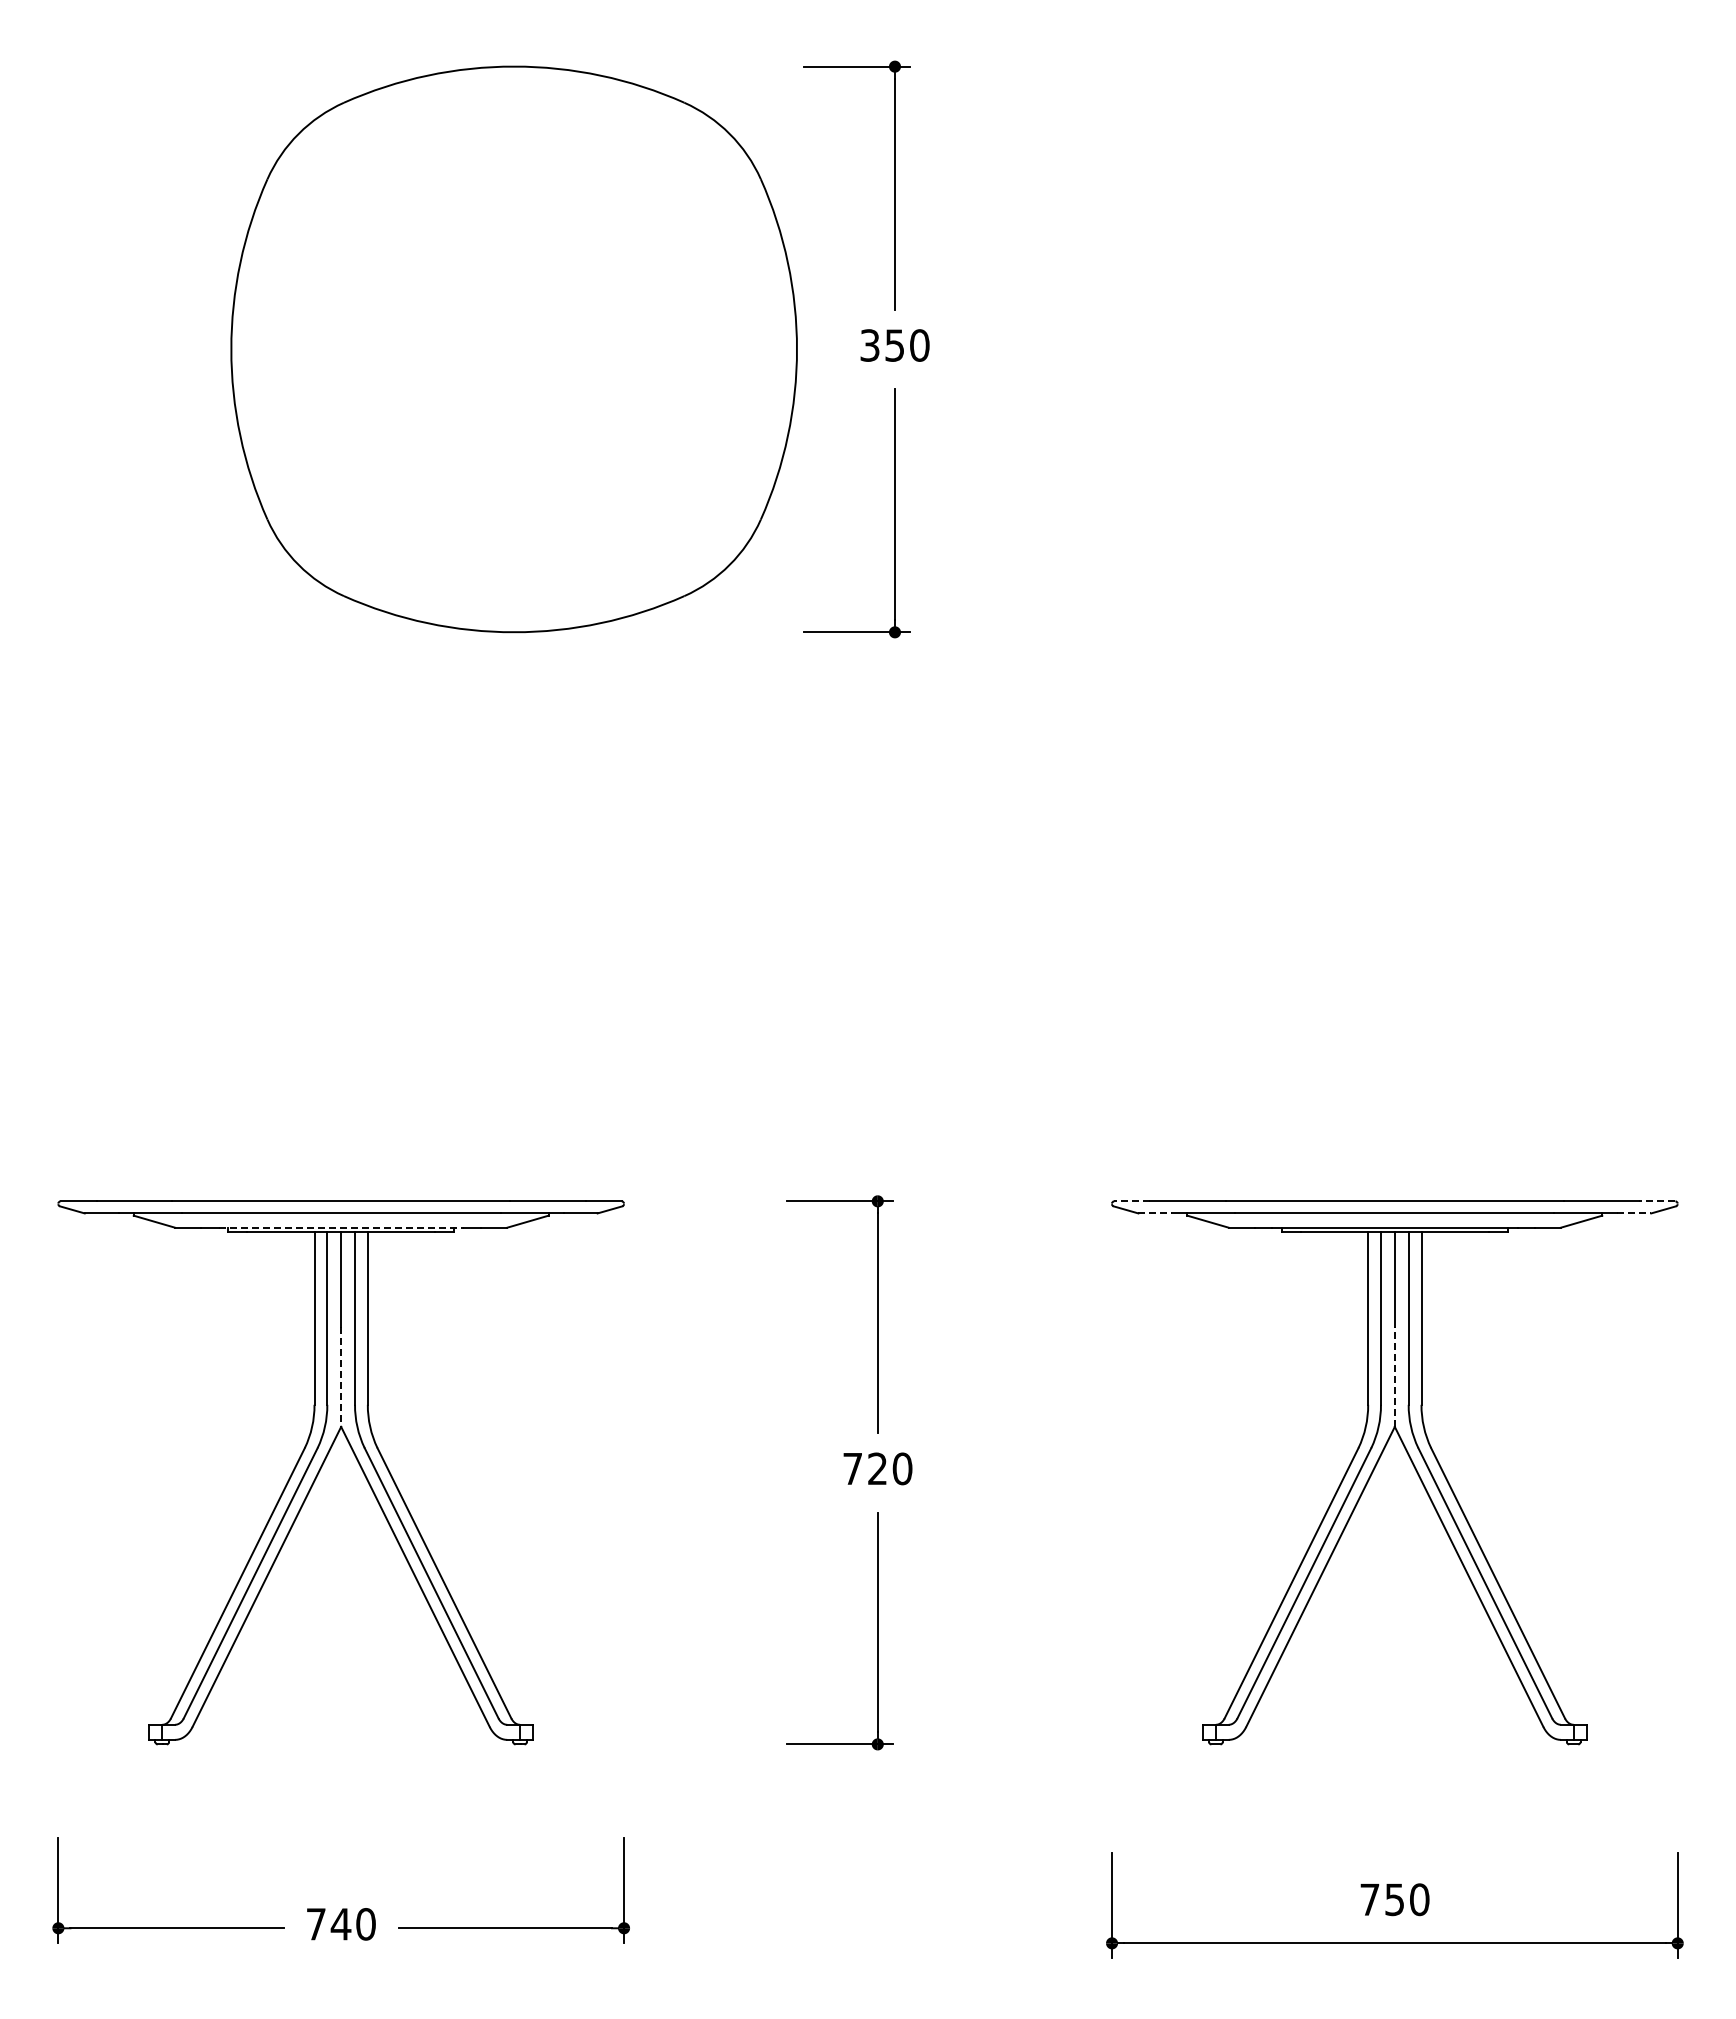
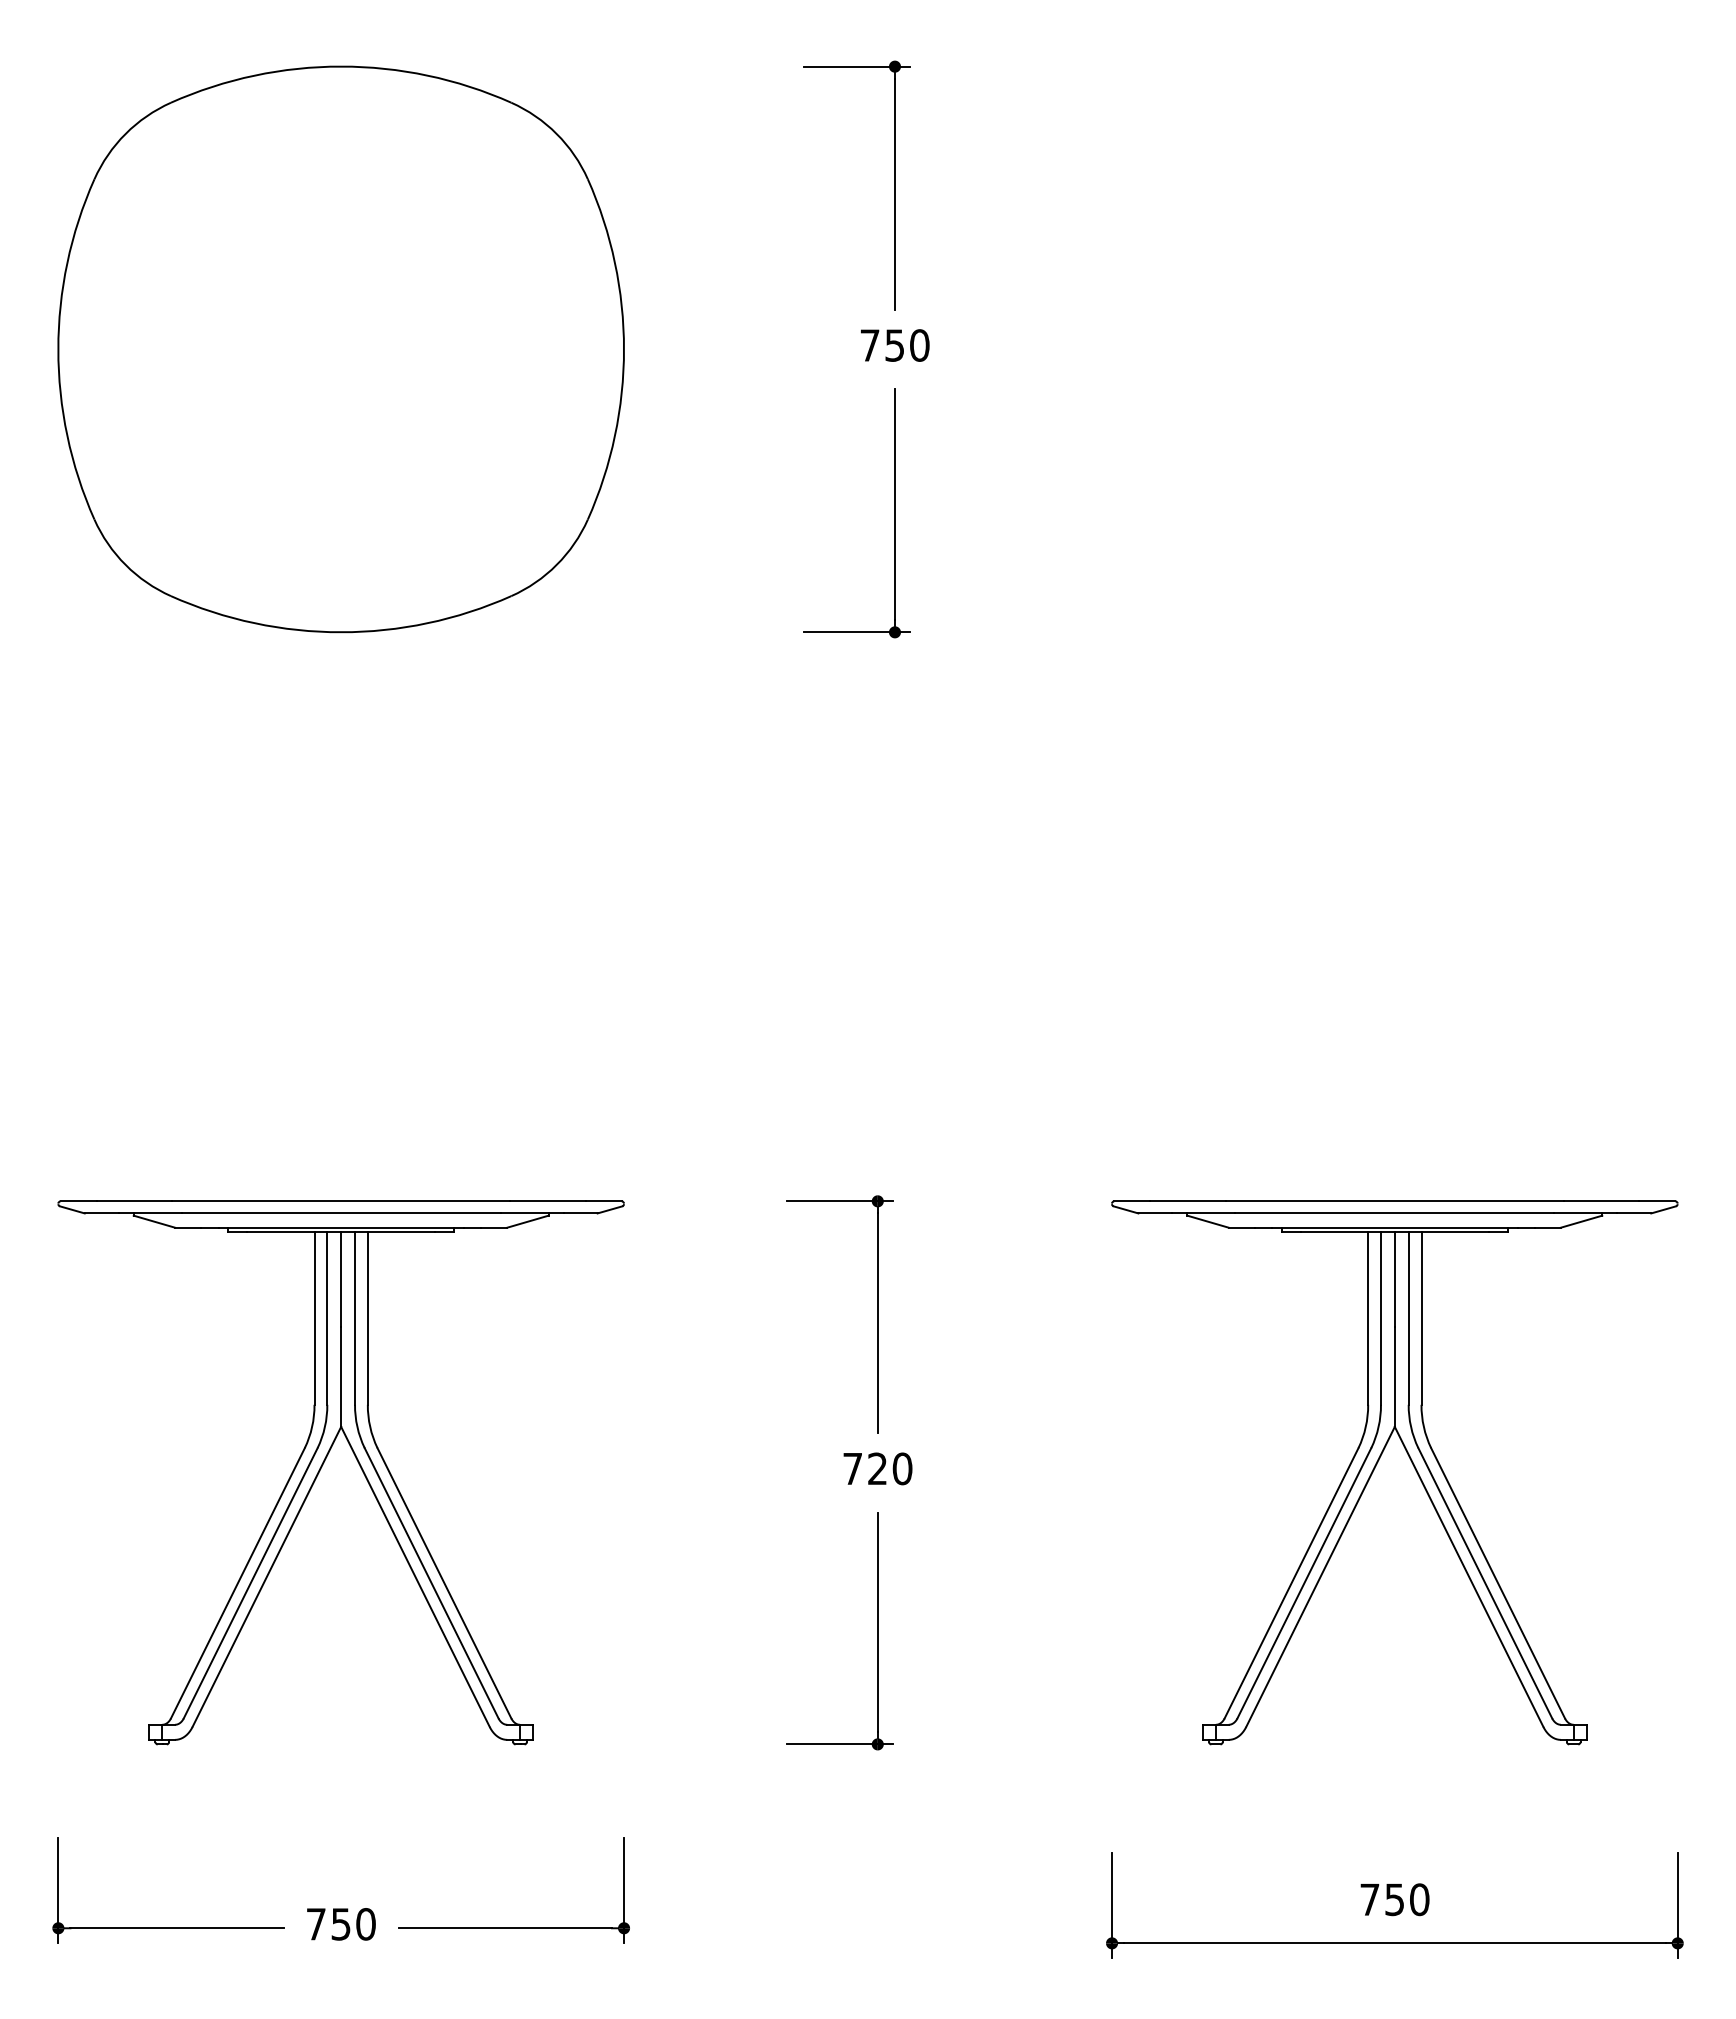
text: 350 -> 750 (869, 345)
part position: (513, 349) -> (340, 349) (340, 349)
line: dashed -> solid (1132, 1201)
line: dashed -> solid (1657, 1201)
line: dashed -> solid (1155, 1213)
line: dashed -> solid (1634, 1213)
line: dashed -> solid (341, 1227)
line: dashed -> solid (341, 1377)
line: dashed -> solid (1394, 1377)
text: 740 -> 750 (340, 1924)
